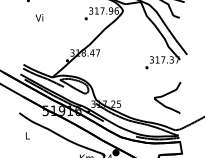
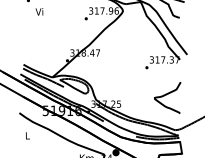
text position: (39, 17) -> (39, 11) (39, 11)
